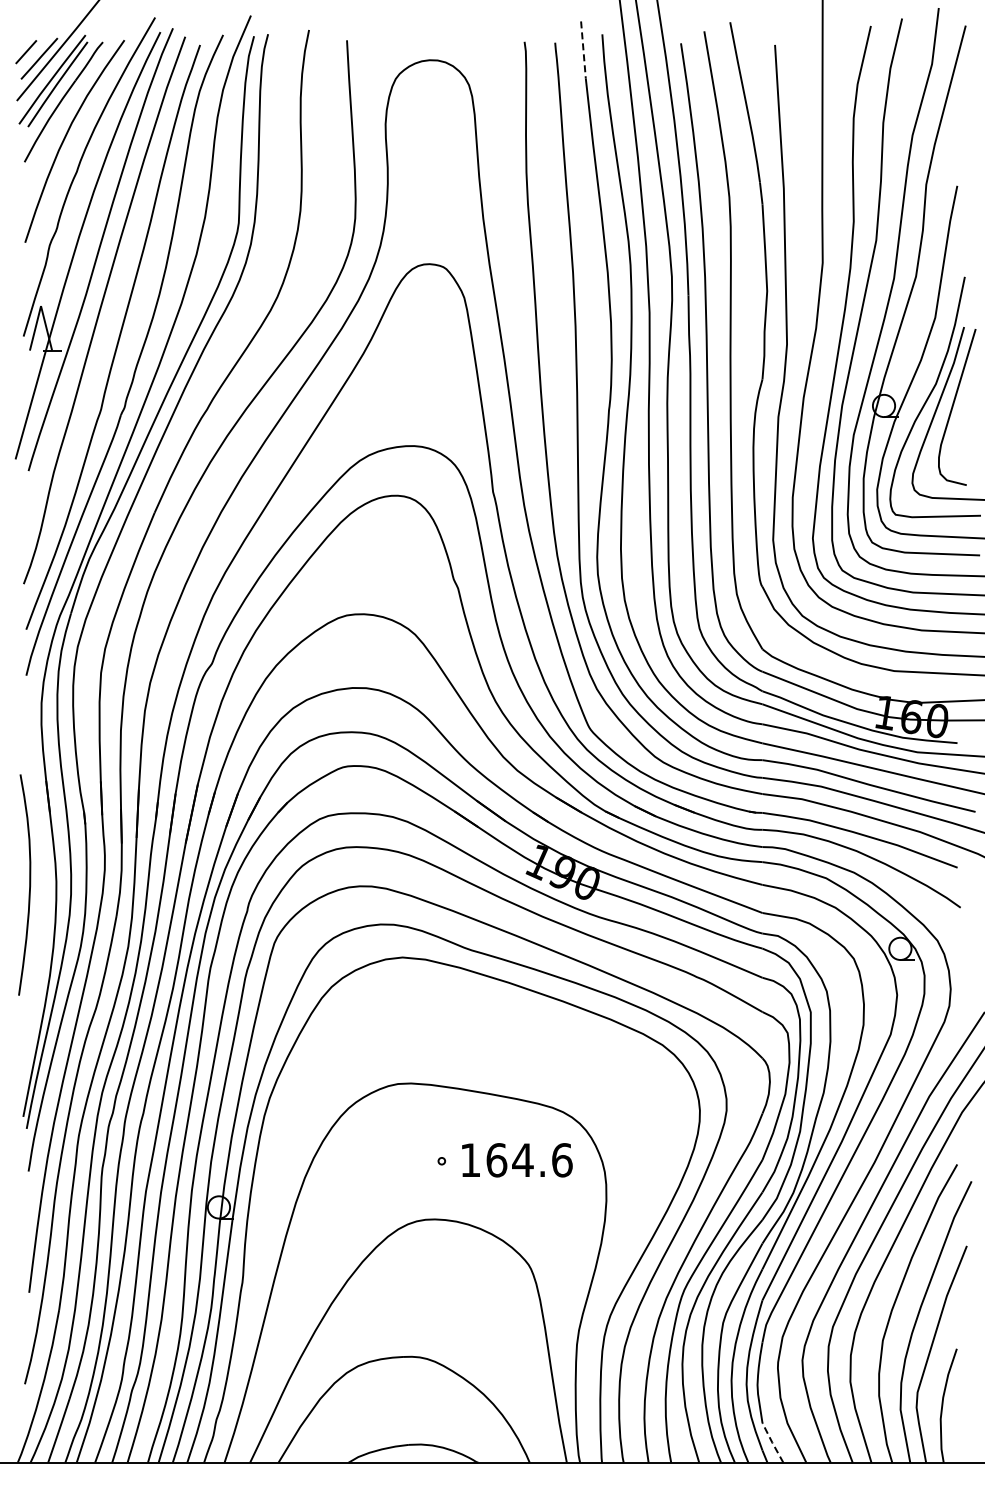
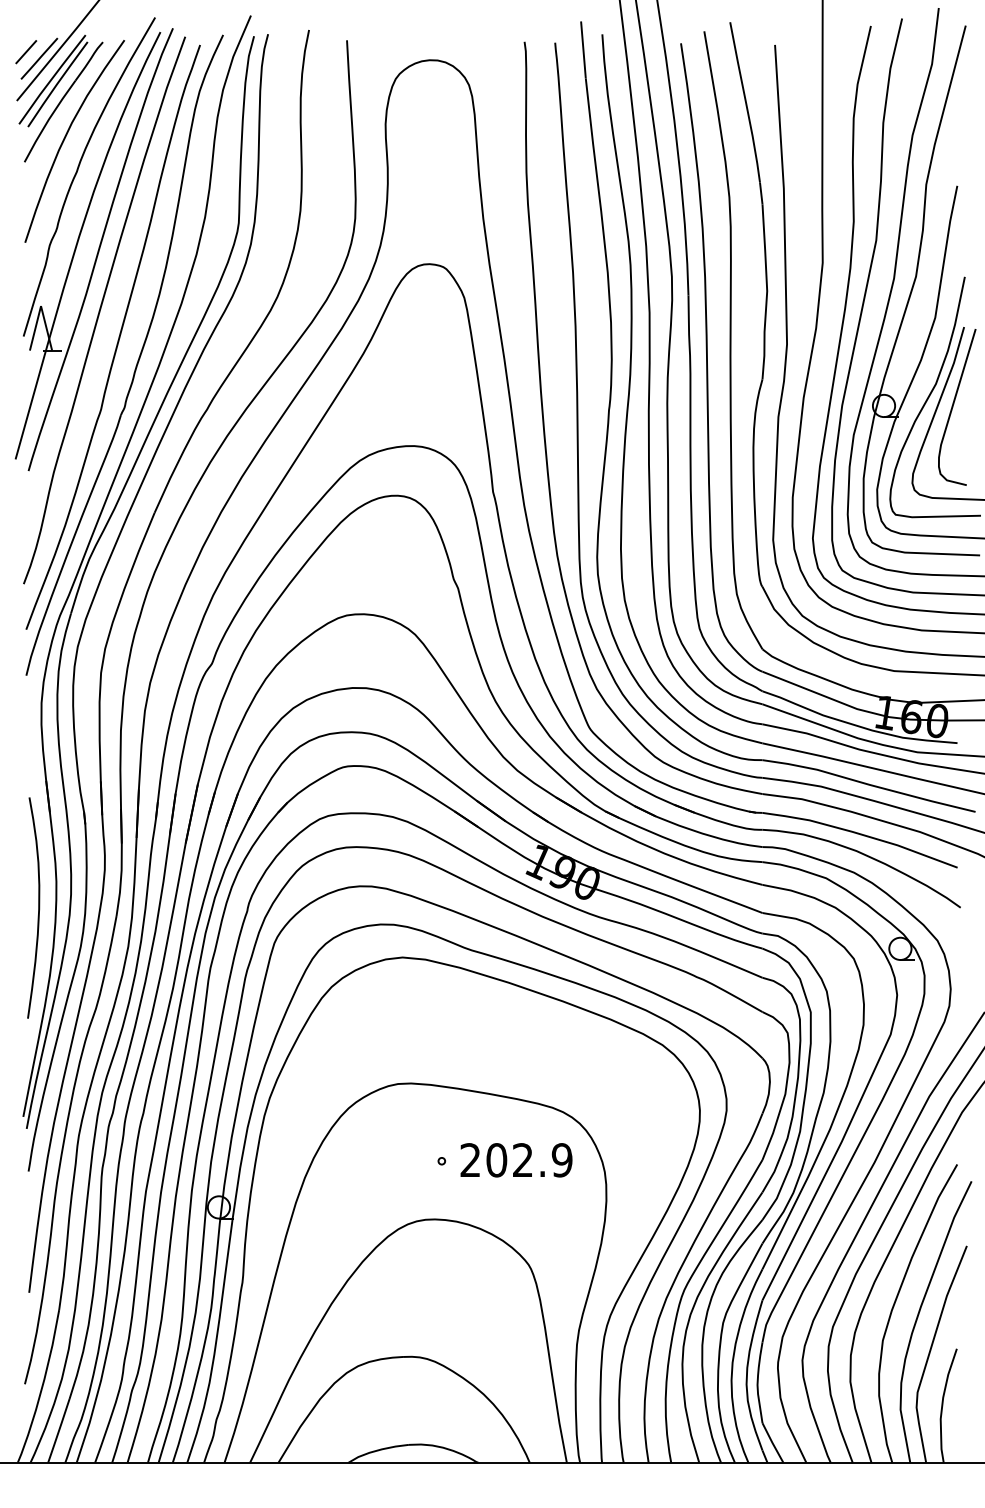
line: dashed -> solid (583, 49)
curve position: (29, 884) -> (38, 907) (38, 907)
text: 164.6 -> 202.9 (516, 1160)
line: dashed -> solid (772, 1442)
